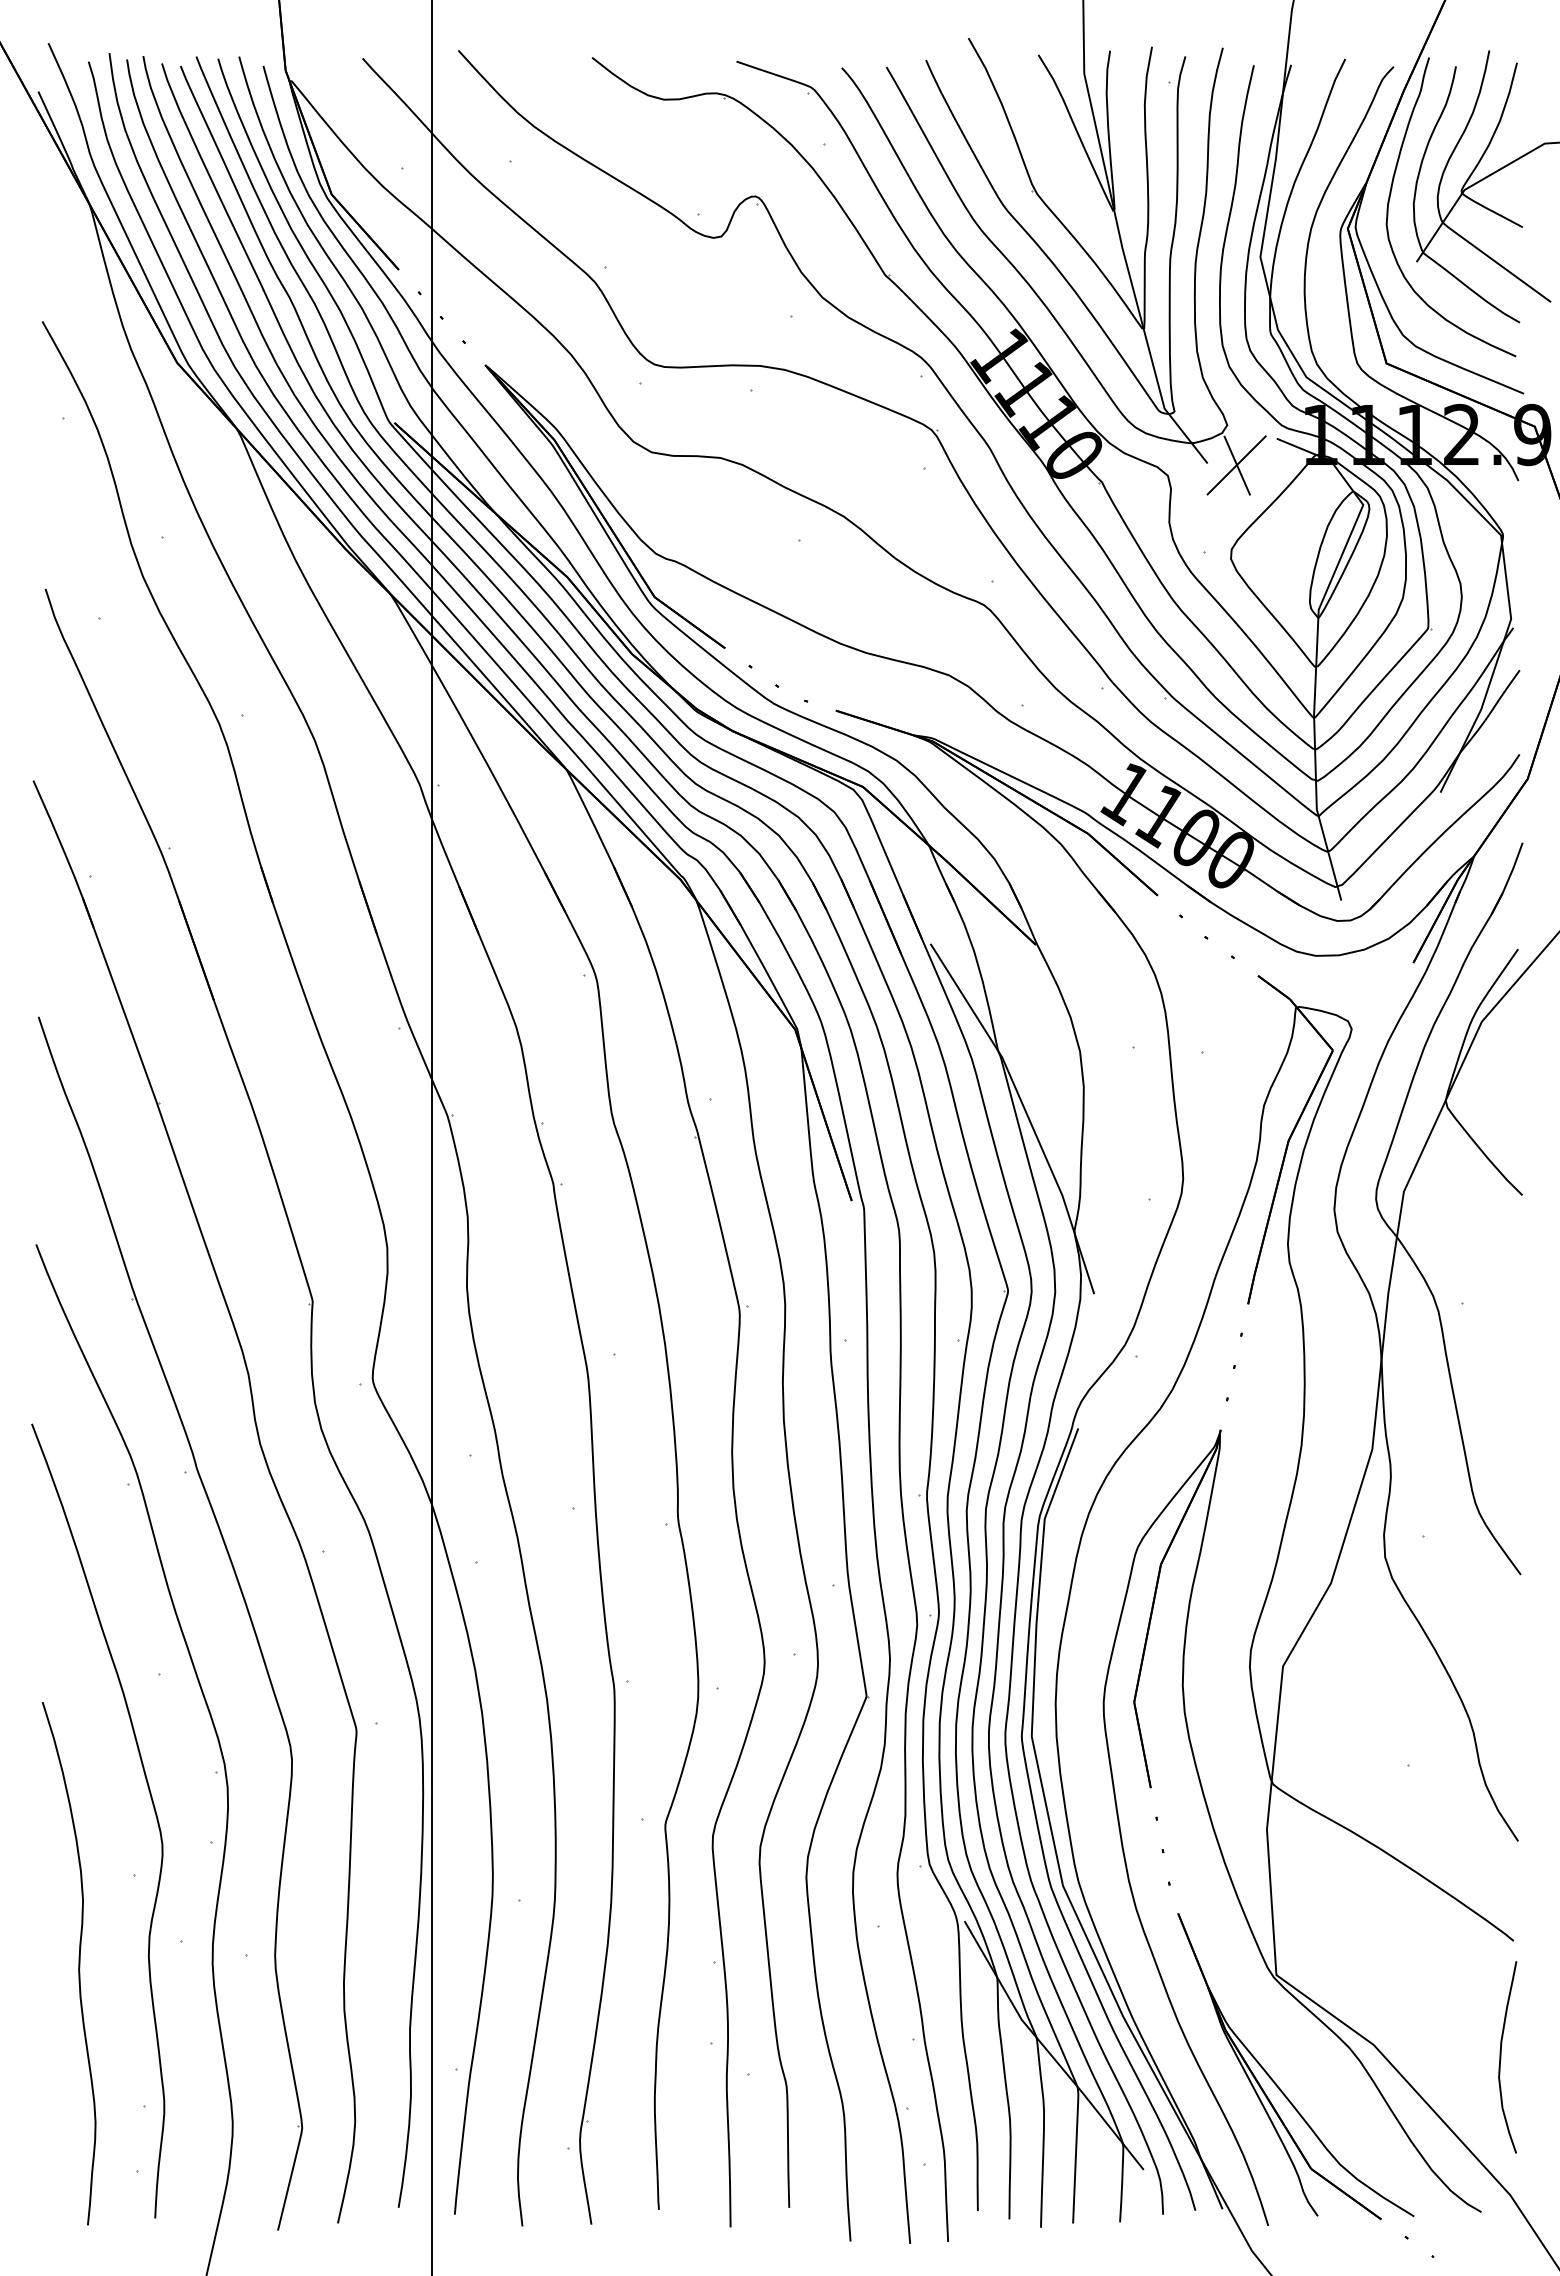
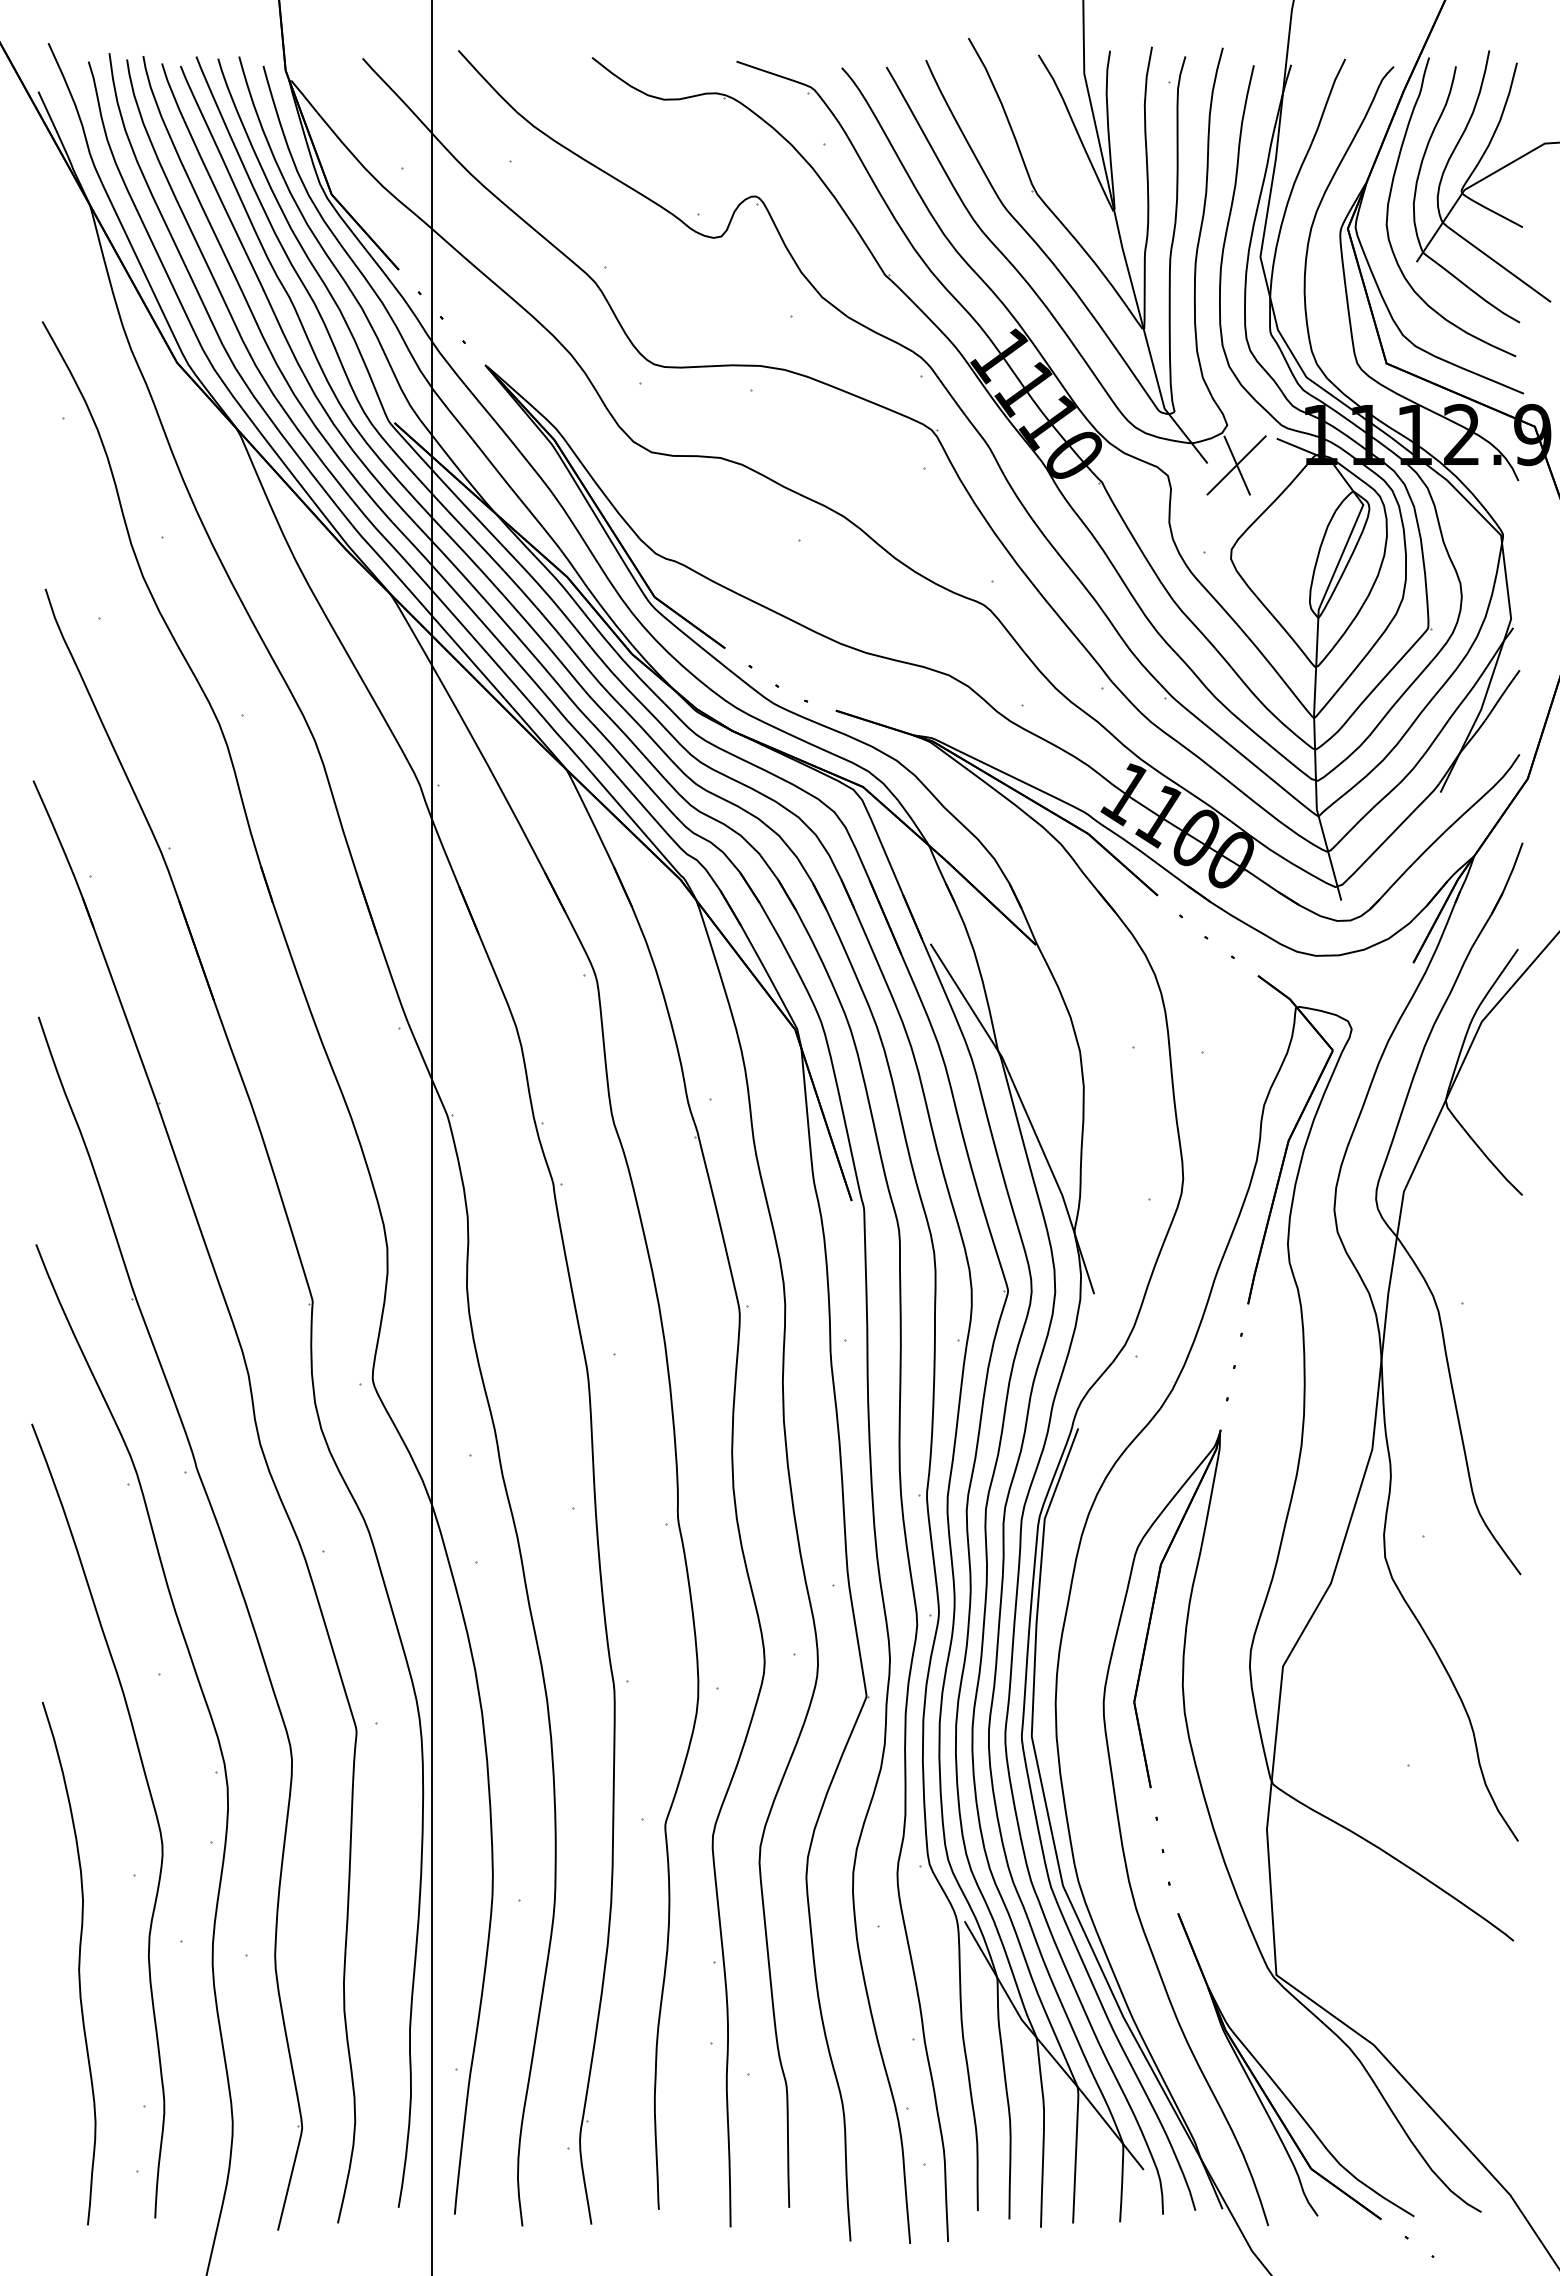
curve: present -> none (1501, 2057)
